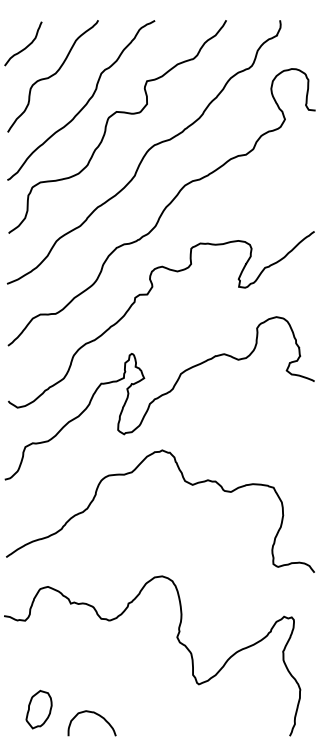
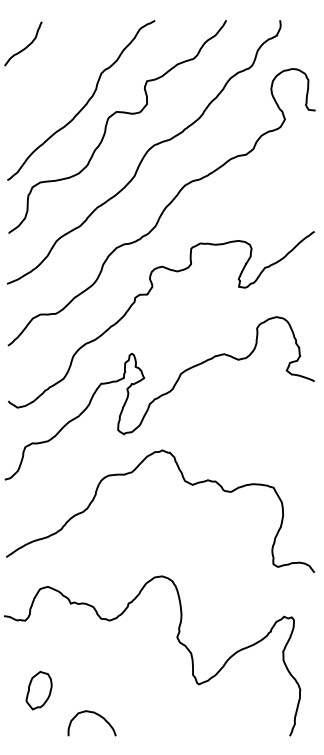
curve: present -> none (52, 76)
part position: (38, 709) -> (38, 690) (38, 690)
